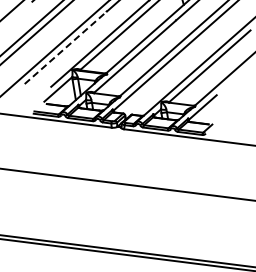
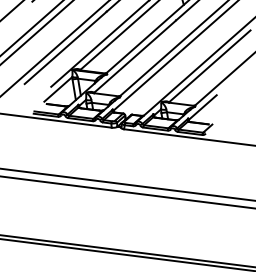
line: dashed -> solid (65, 47)
line: none -> present (127, 192)
